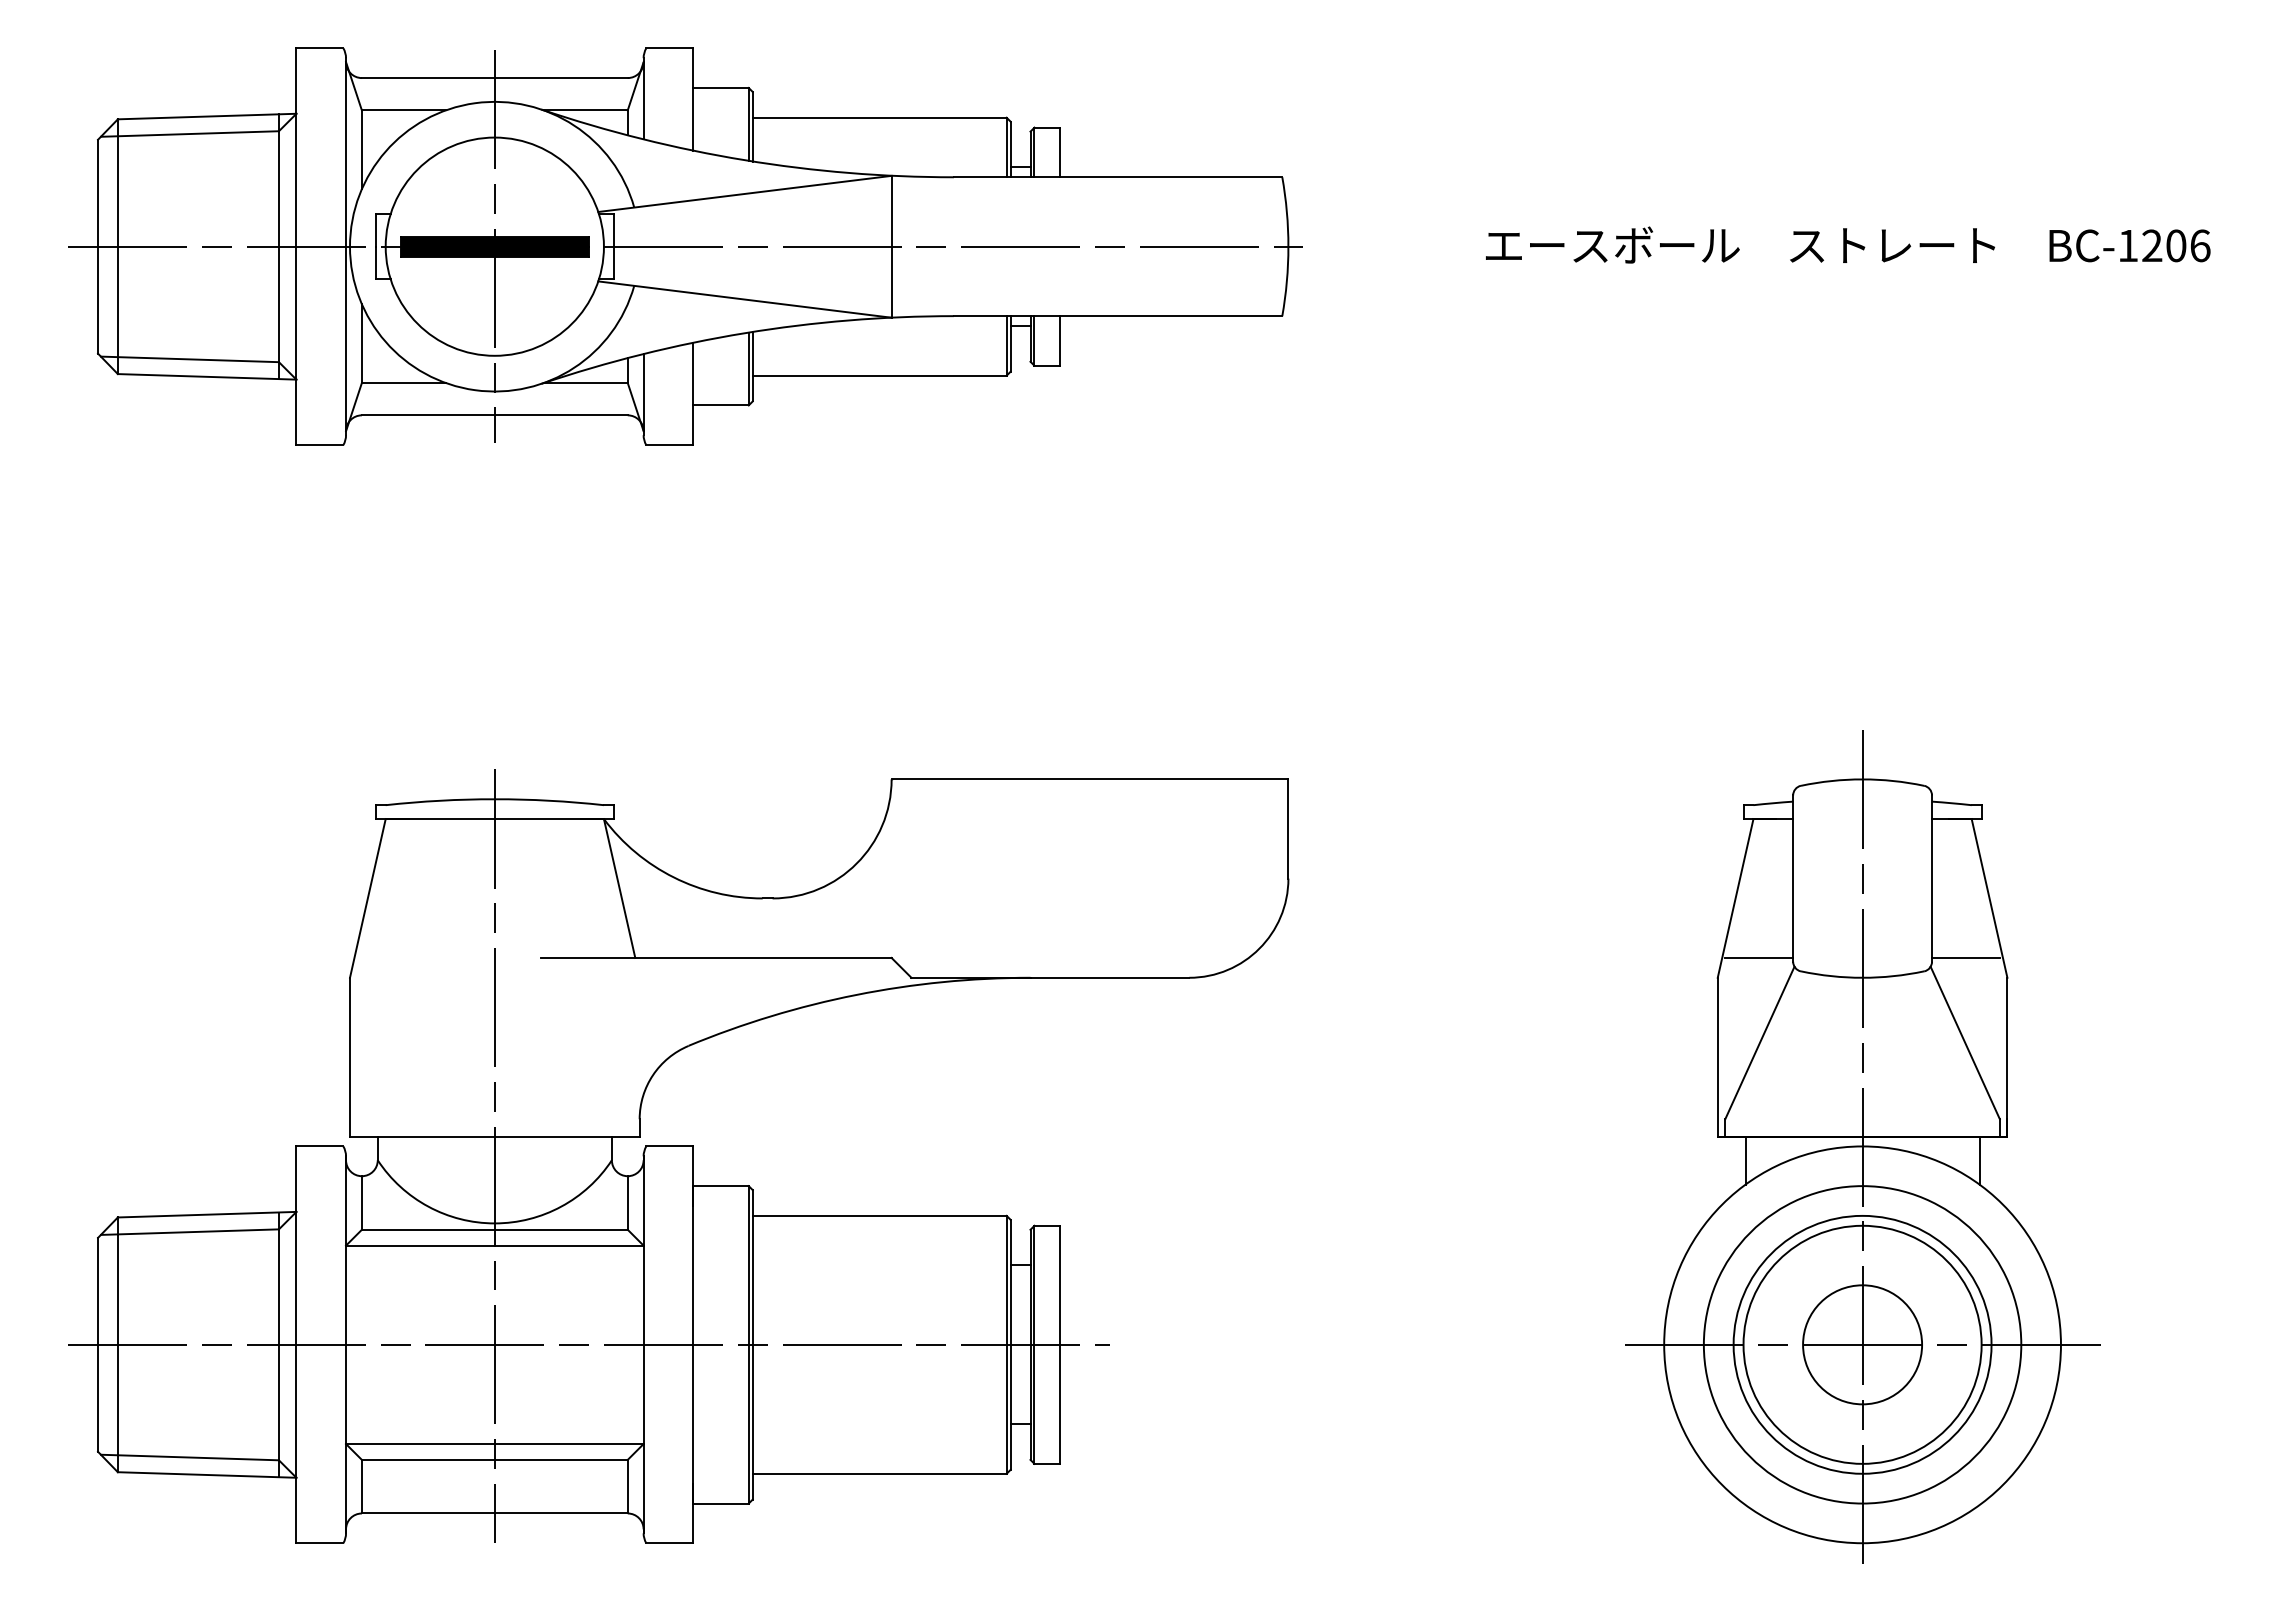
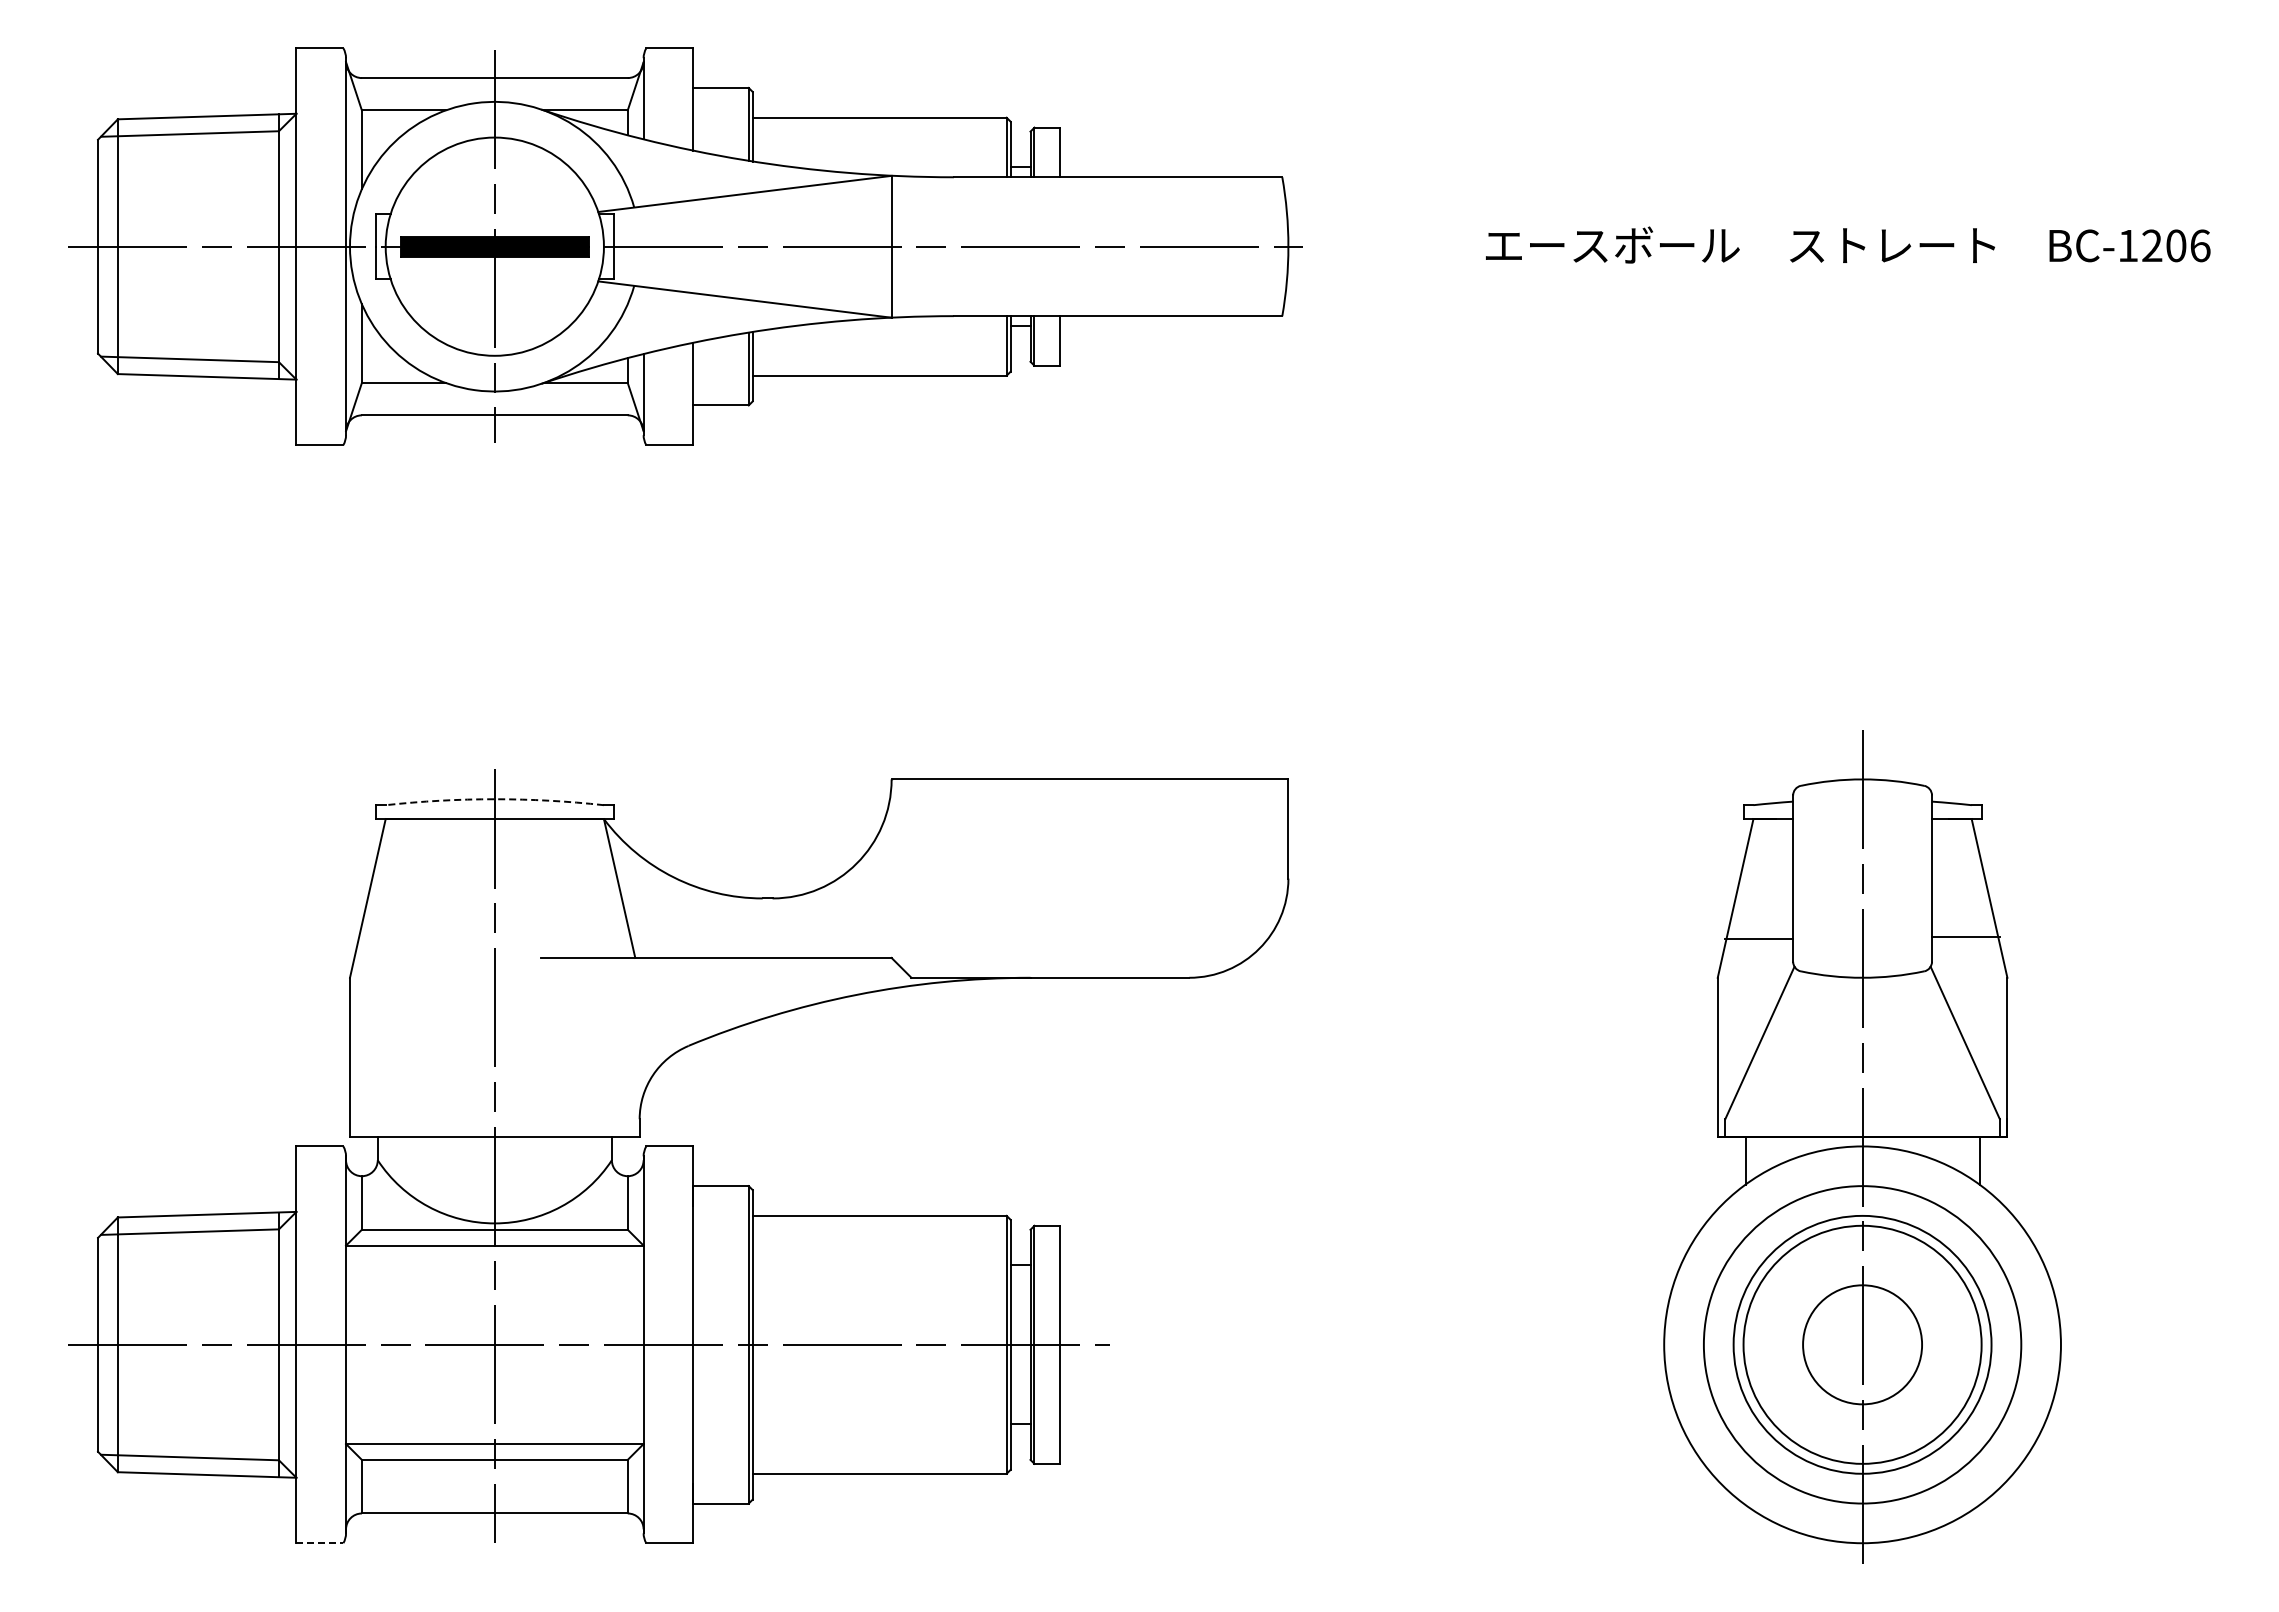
arc: solid -> dashed (494, 799)
line position: (1759, 957) -> (1759, 938) (1759, 938)
line position: (1965, 957) -> (1965, 936) (1965, 936)
line: present -> none (1862, 1344)
line: solid -> dashed (319, 1543)
